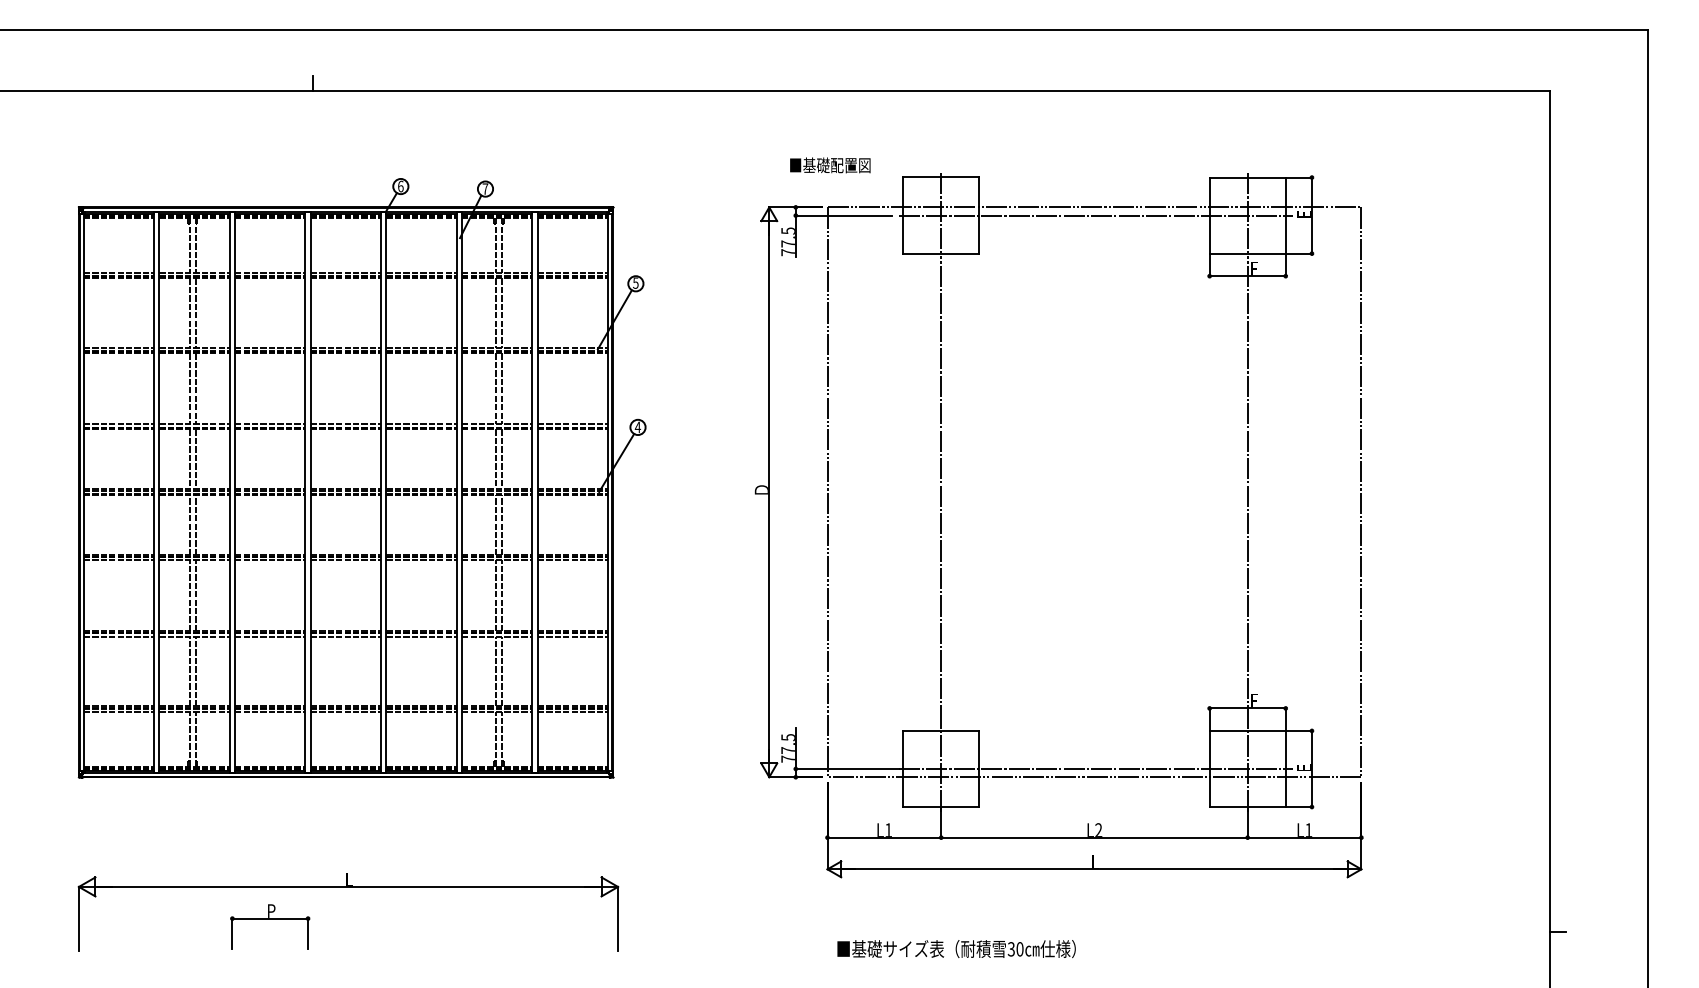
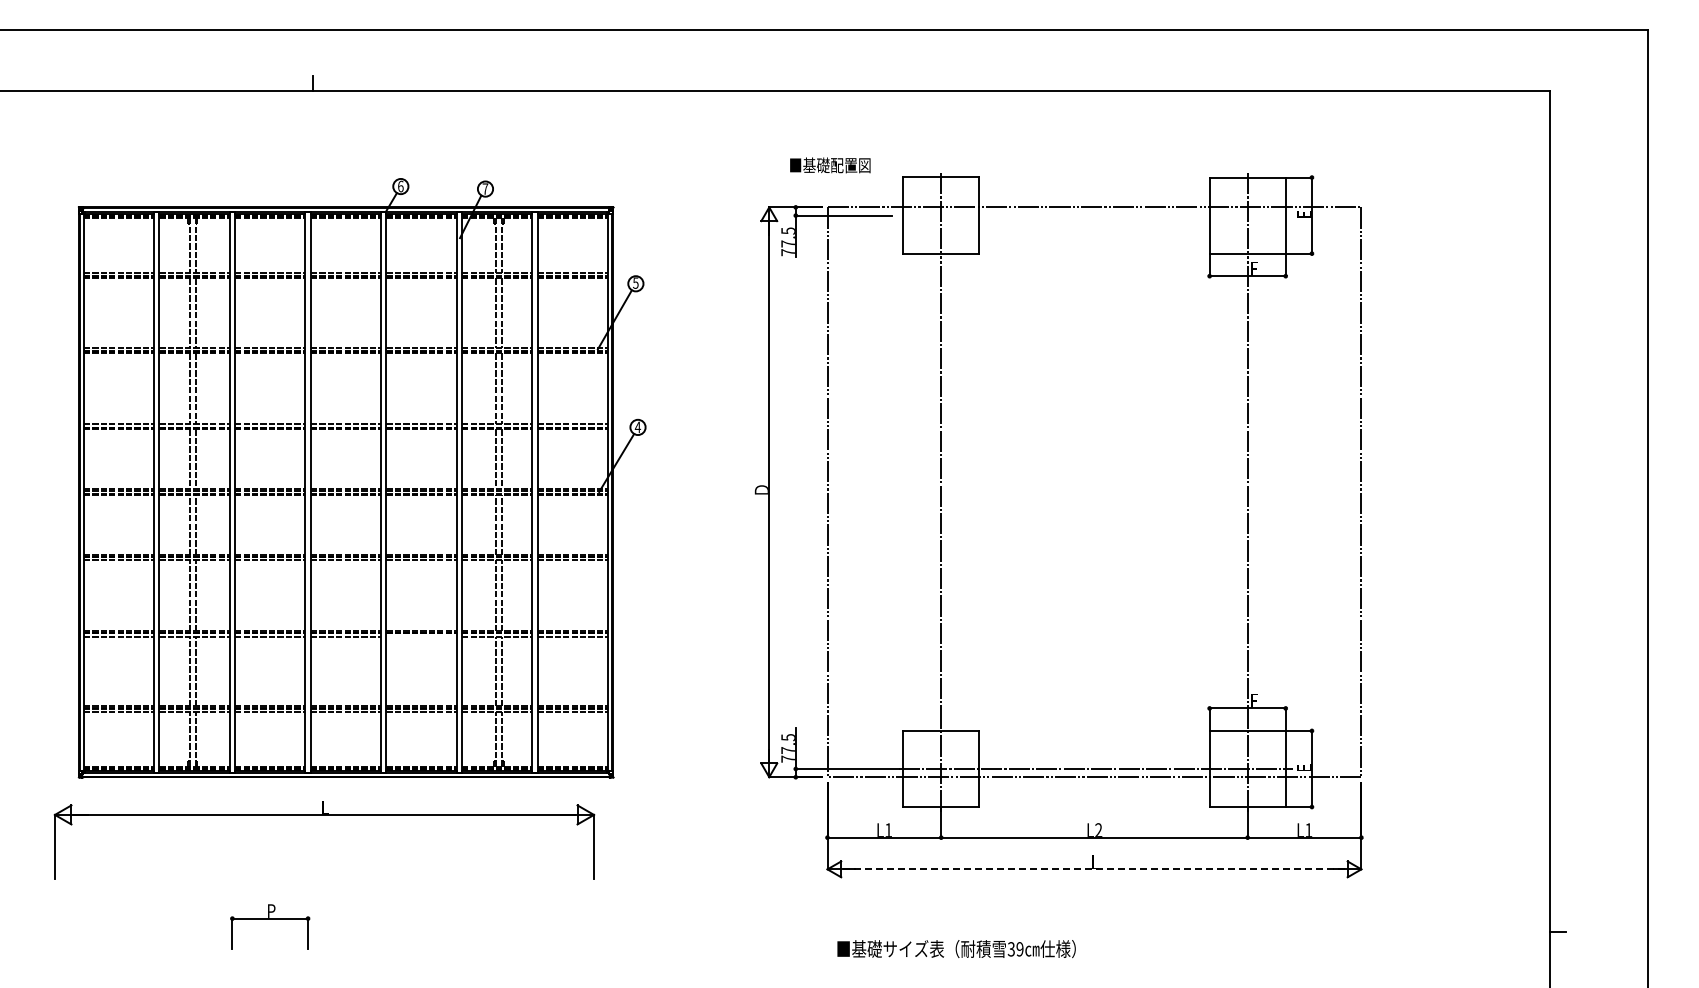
line: present -> none (1095, 215)
line: present -> none (421, 636)
line: solid -> dashed (1094, 869)
part position: (348, 887) -> (324, 815) (324, 815)
text: 30 -> 39 (1019, 949)
